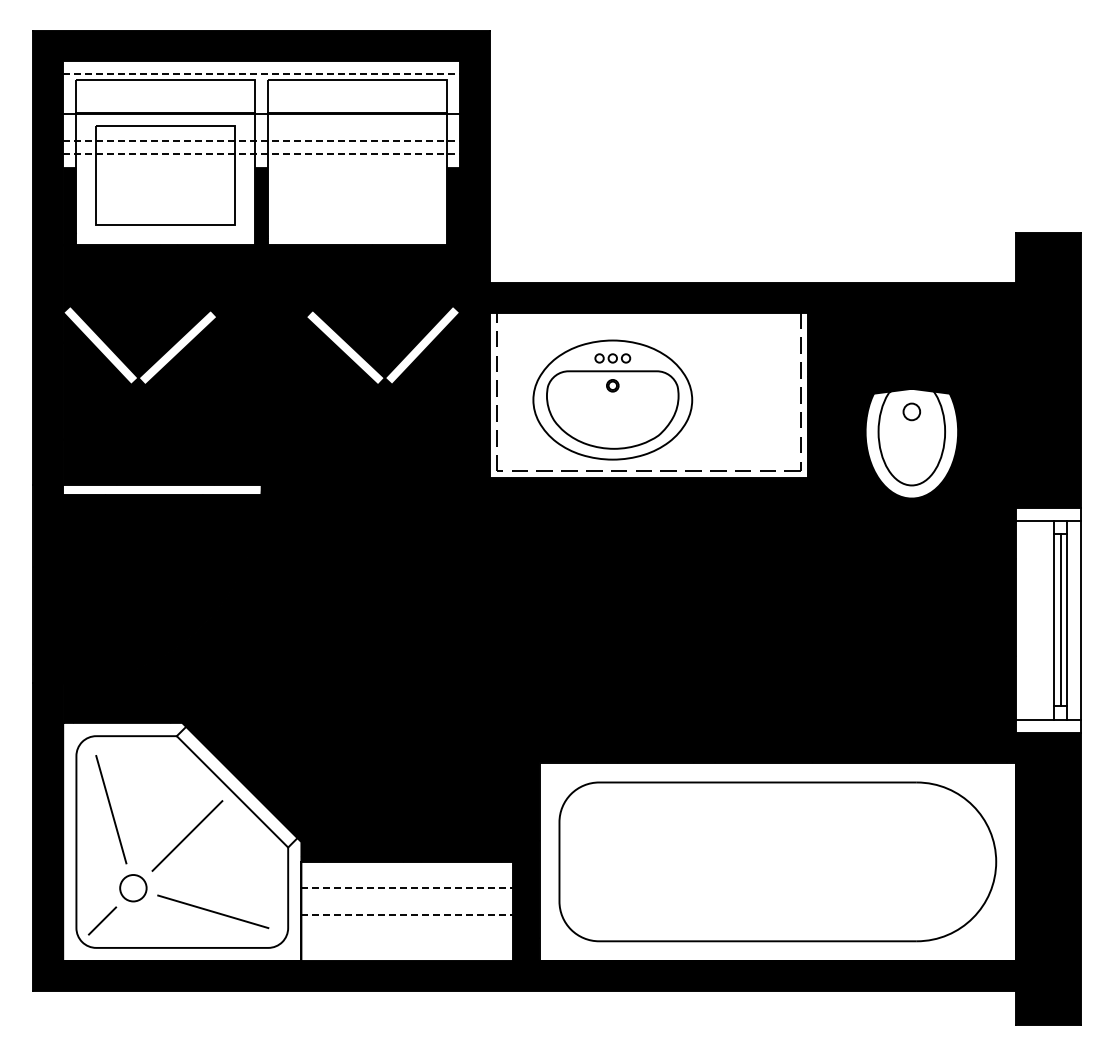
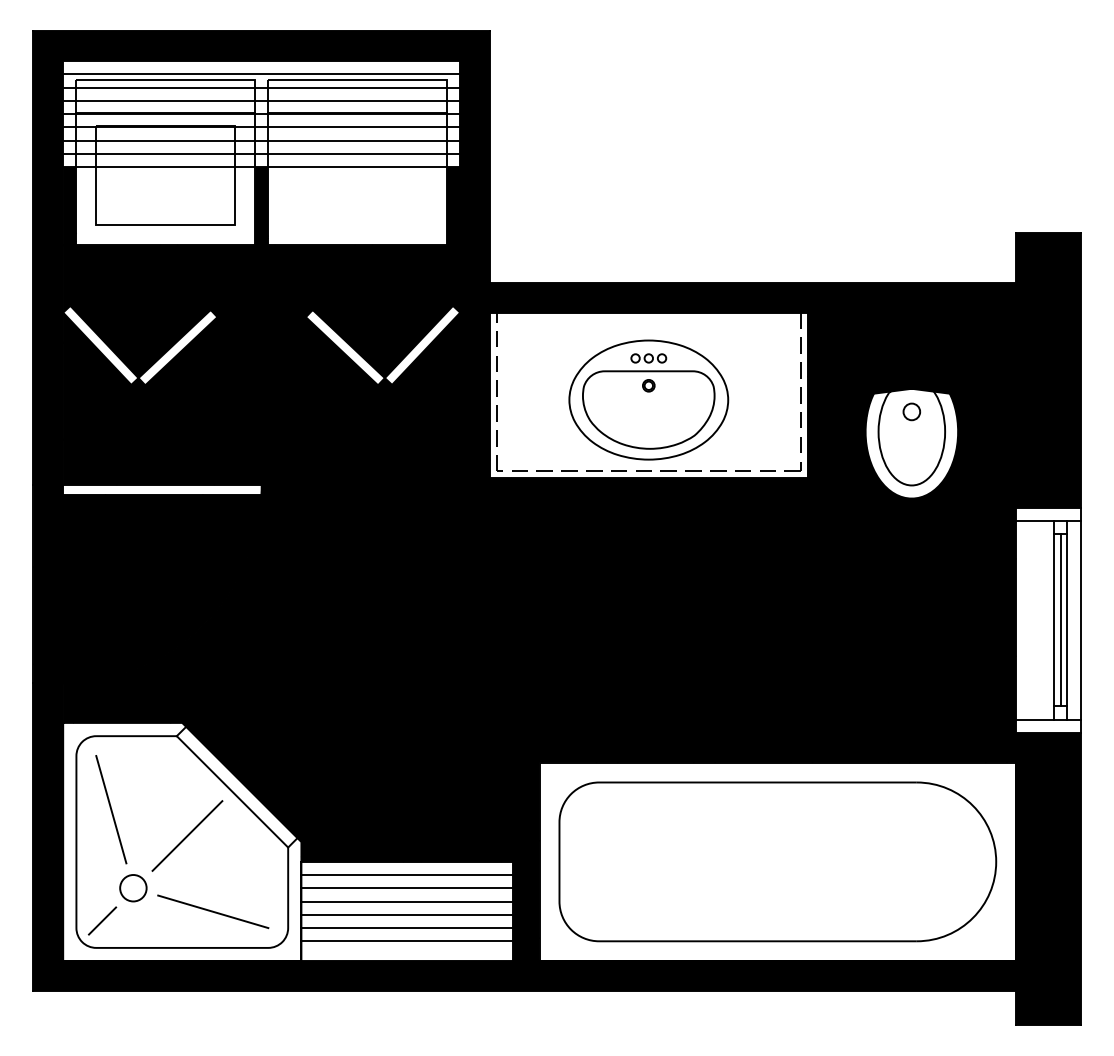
line: dashed -> solid (261, 74)
line: none -> present (261, 87)
line: none -> present (261, 100)
line: none -> present (261, 127)
line: dashed -> solid (261, 140)
line: dashed -> solid (261, 153)
line: none -> present (261, 167)
part position: (612, 399) -> (648, 399) (648, 399)
line: none -> present (407, 875)
line: dashed -> solid (407, 888)
line: none -> present (407, 901)
line: dashed -> solid (407, 914)
line: none -> present (407, 928)
line: none -> present (407, 941)
